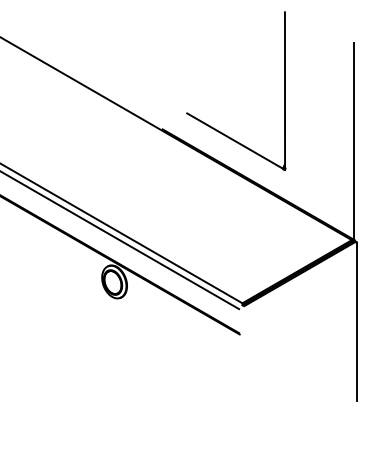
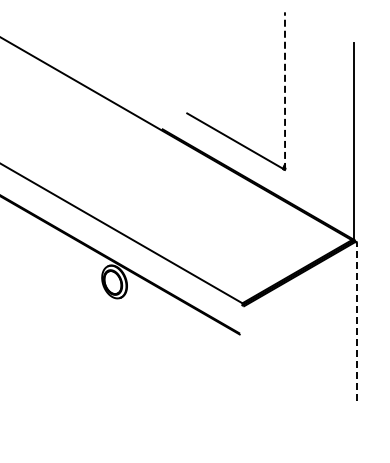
line: solid -> dashed (285, 91)
line: present -> none (120, 240)
line: solid -> dashed (356, 321)
